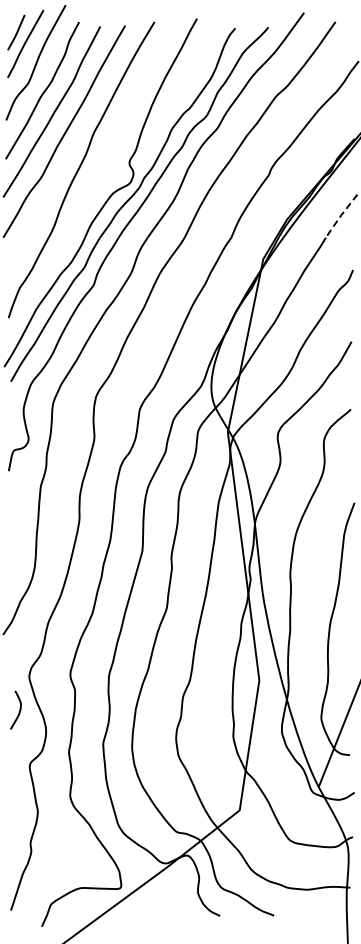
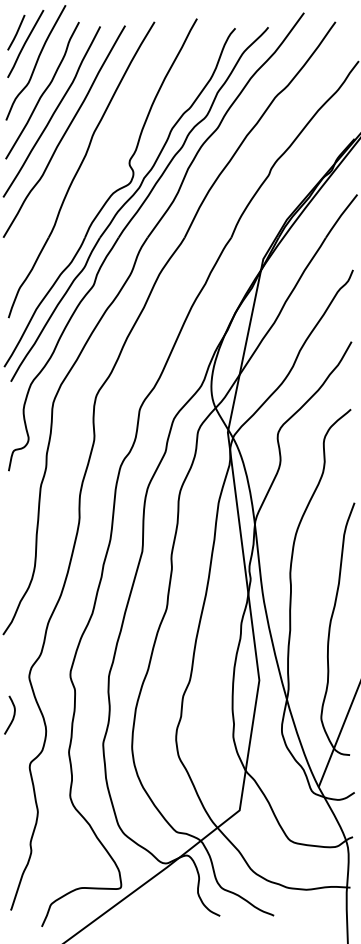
line: dashed -> solid (340, 216)
curve position: (19, 709) -> (13, 714) (13, 714)
